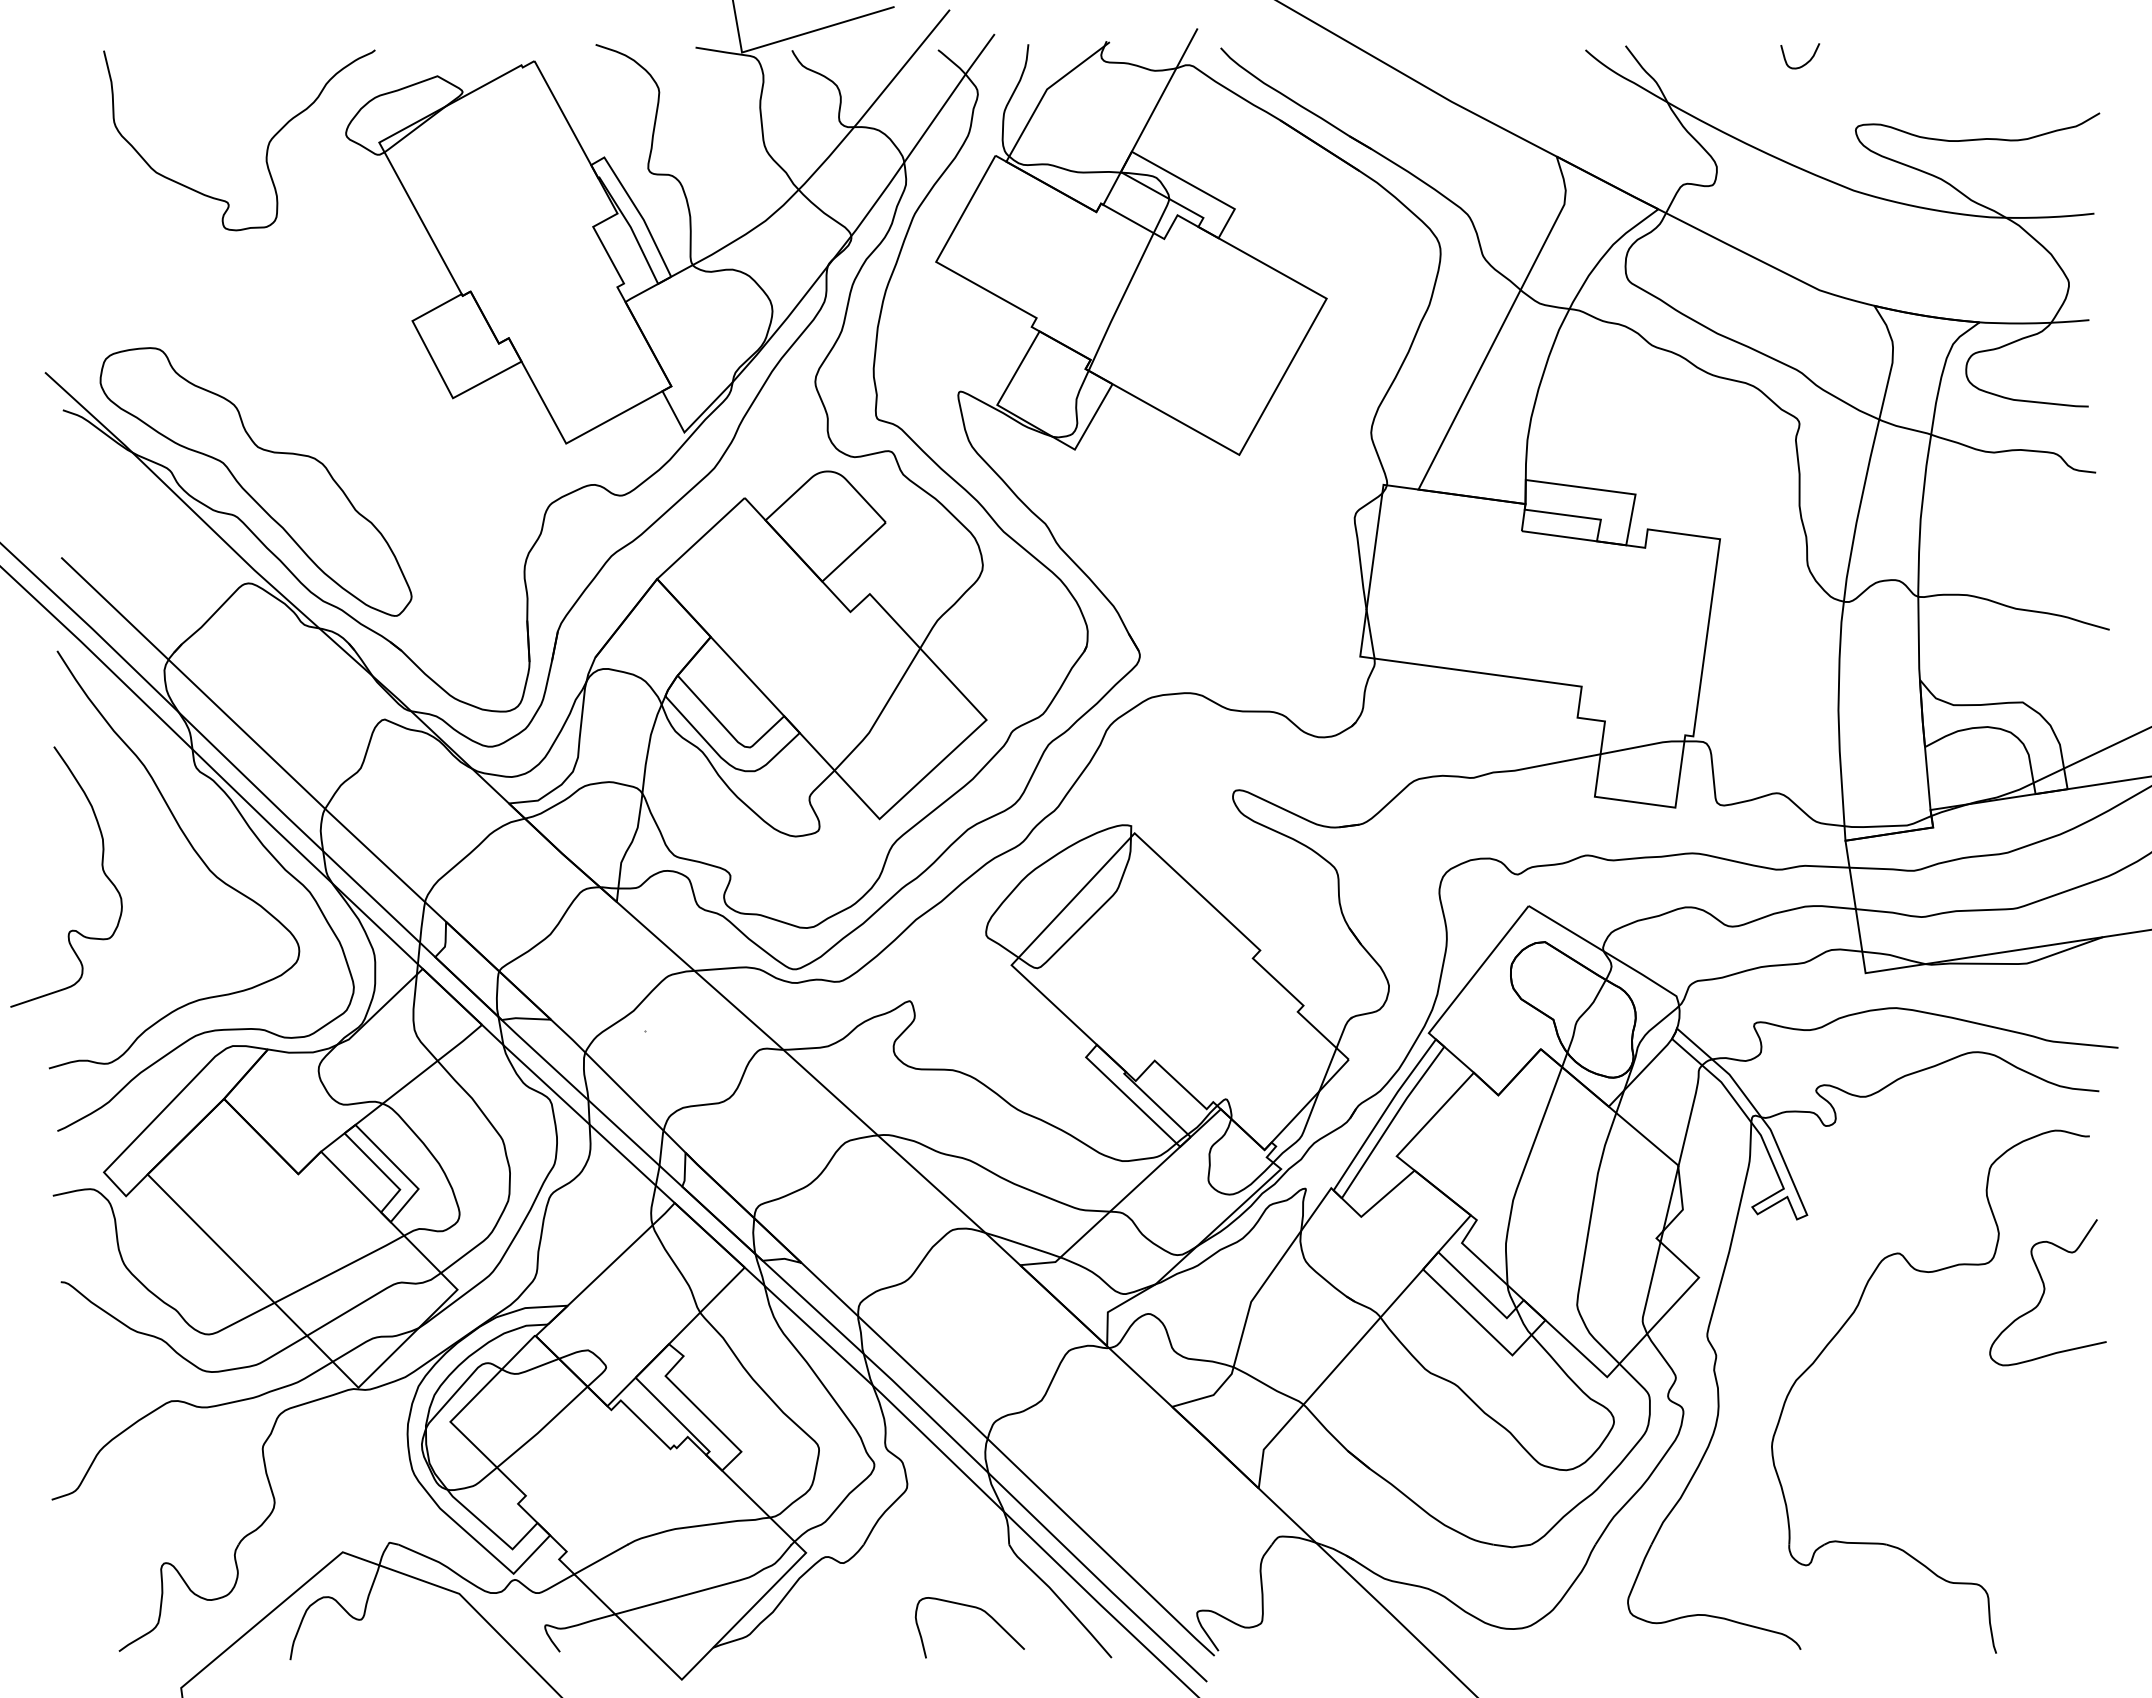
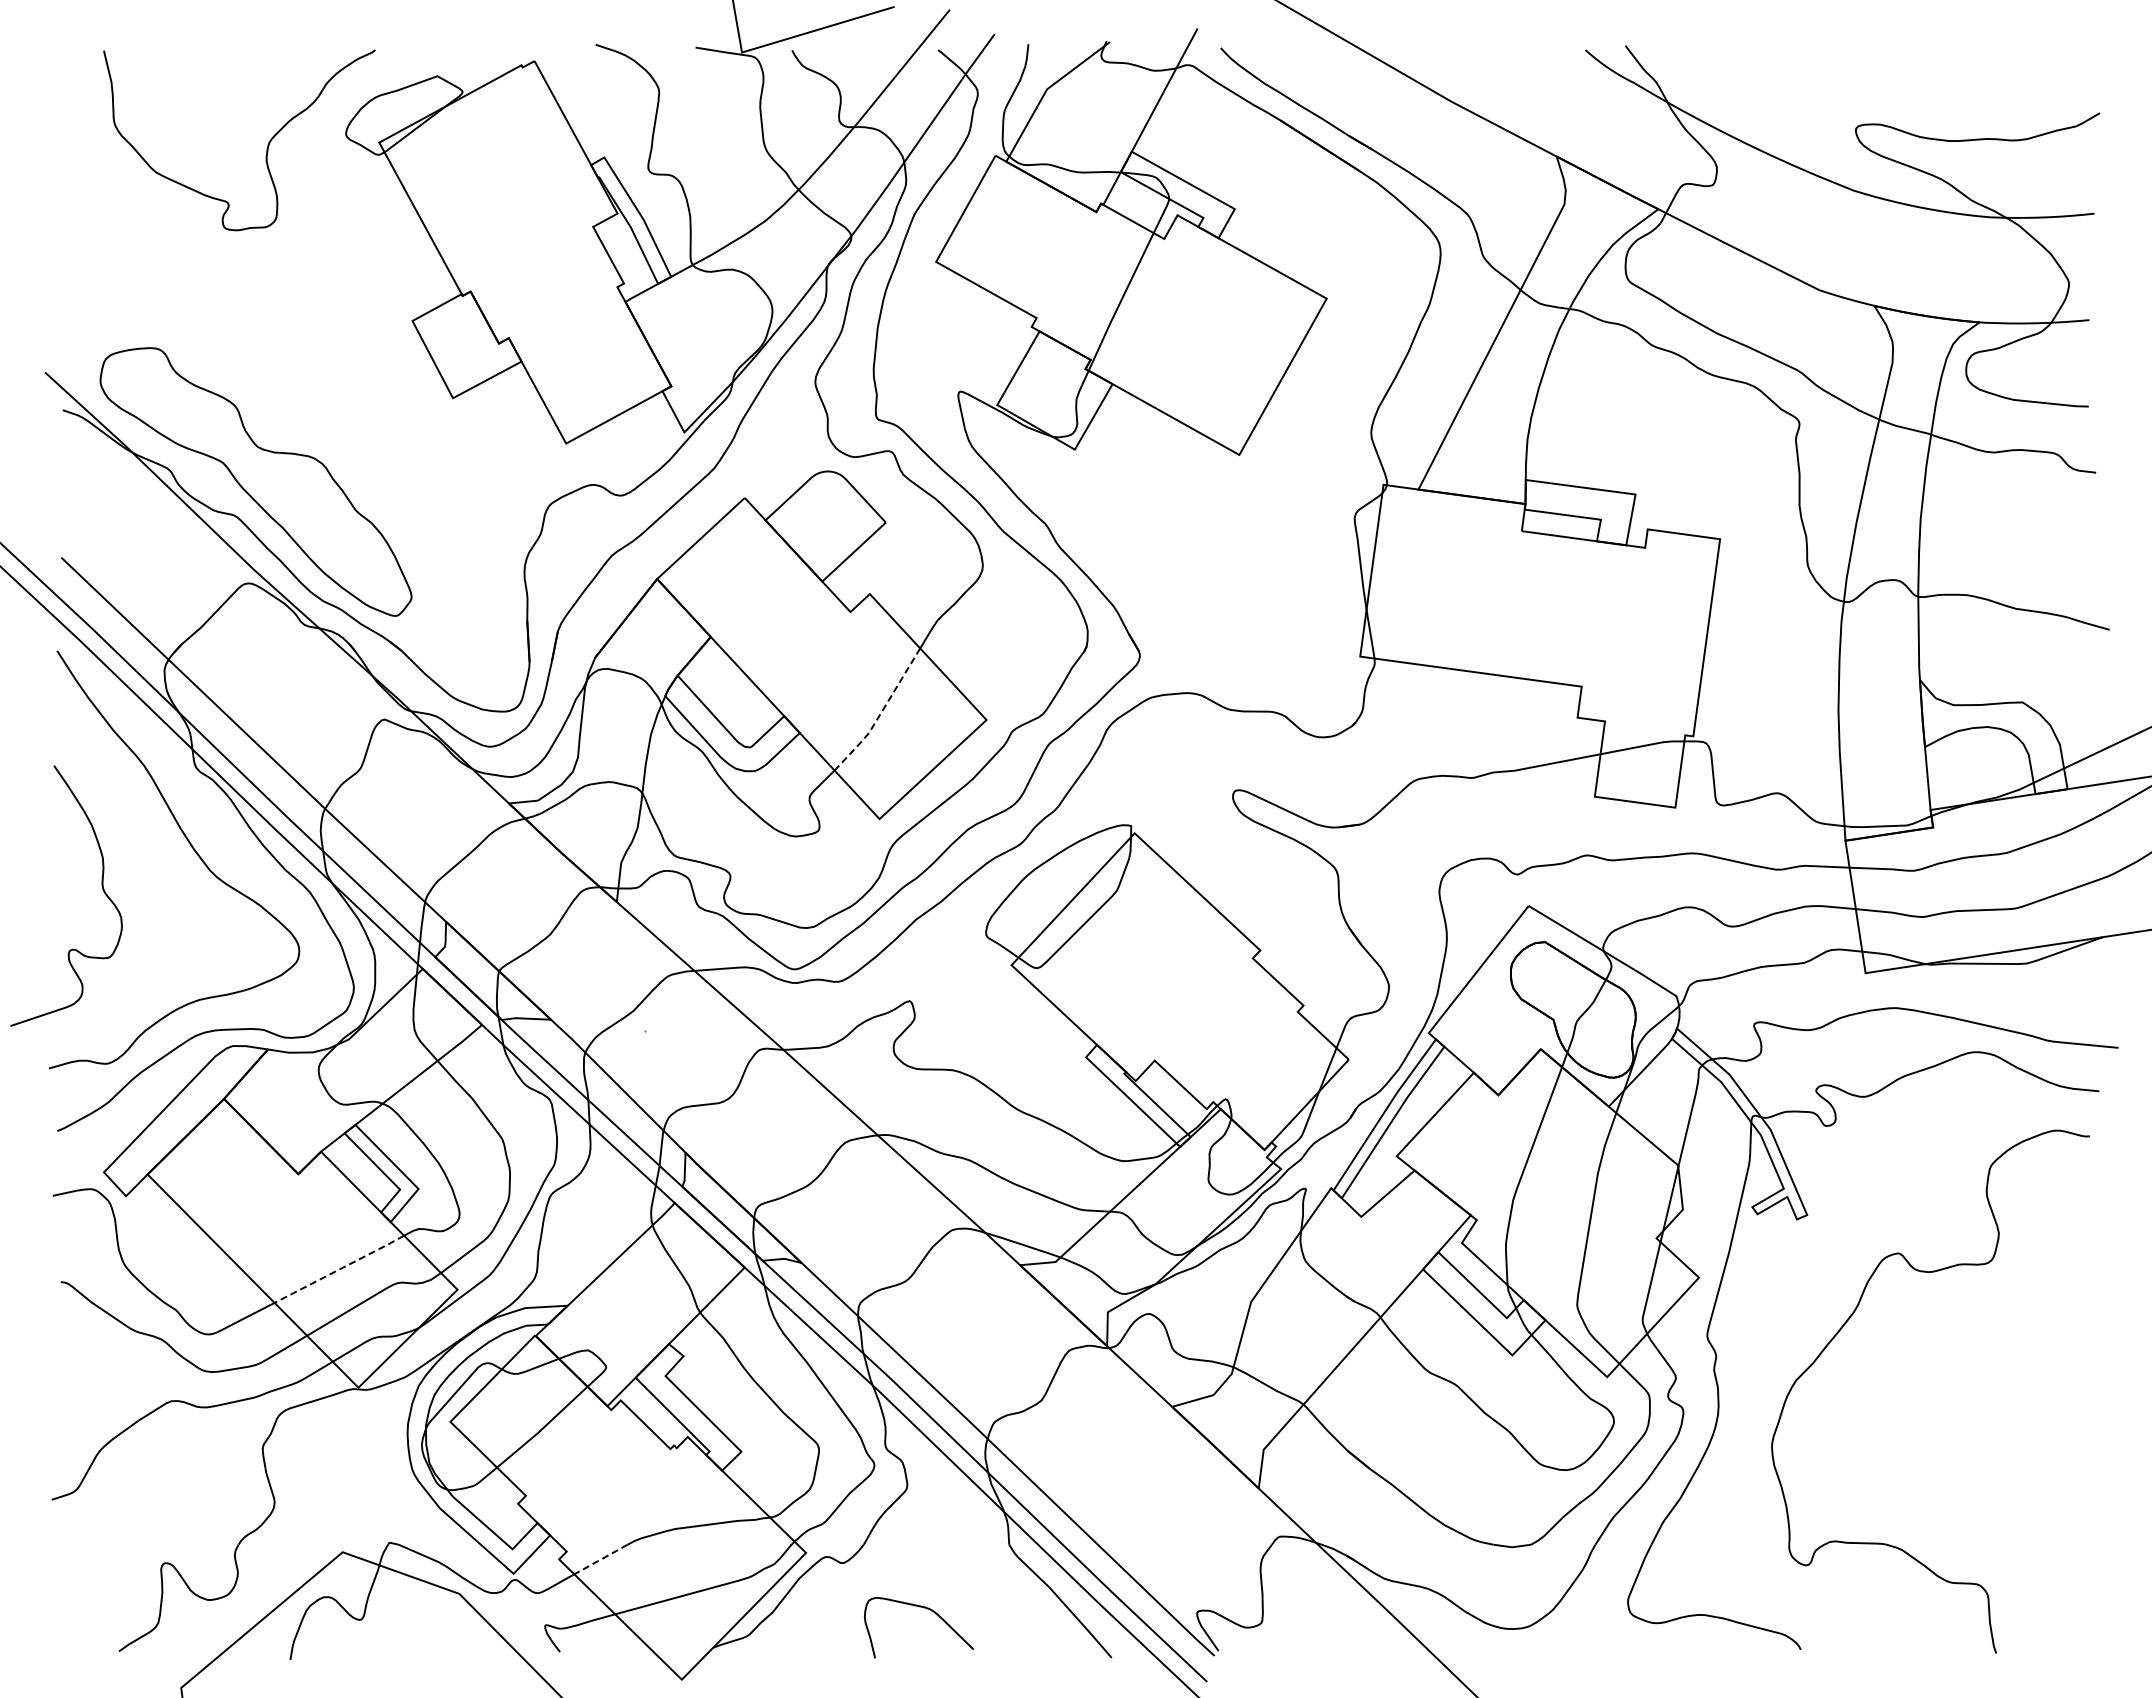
curve: present -> none (1804, 63)
line: solid -> dashed (880, 714)
curve position: (101, 867) -> (101, 886) (101, 886)
line: solid -> dashed (340, 1269)
curve: present -> none (2045, 1290)
line: solid -> dashed (600, 1559)
curve position: (975, 1608) -> (924, 1608) (924, 1608)
